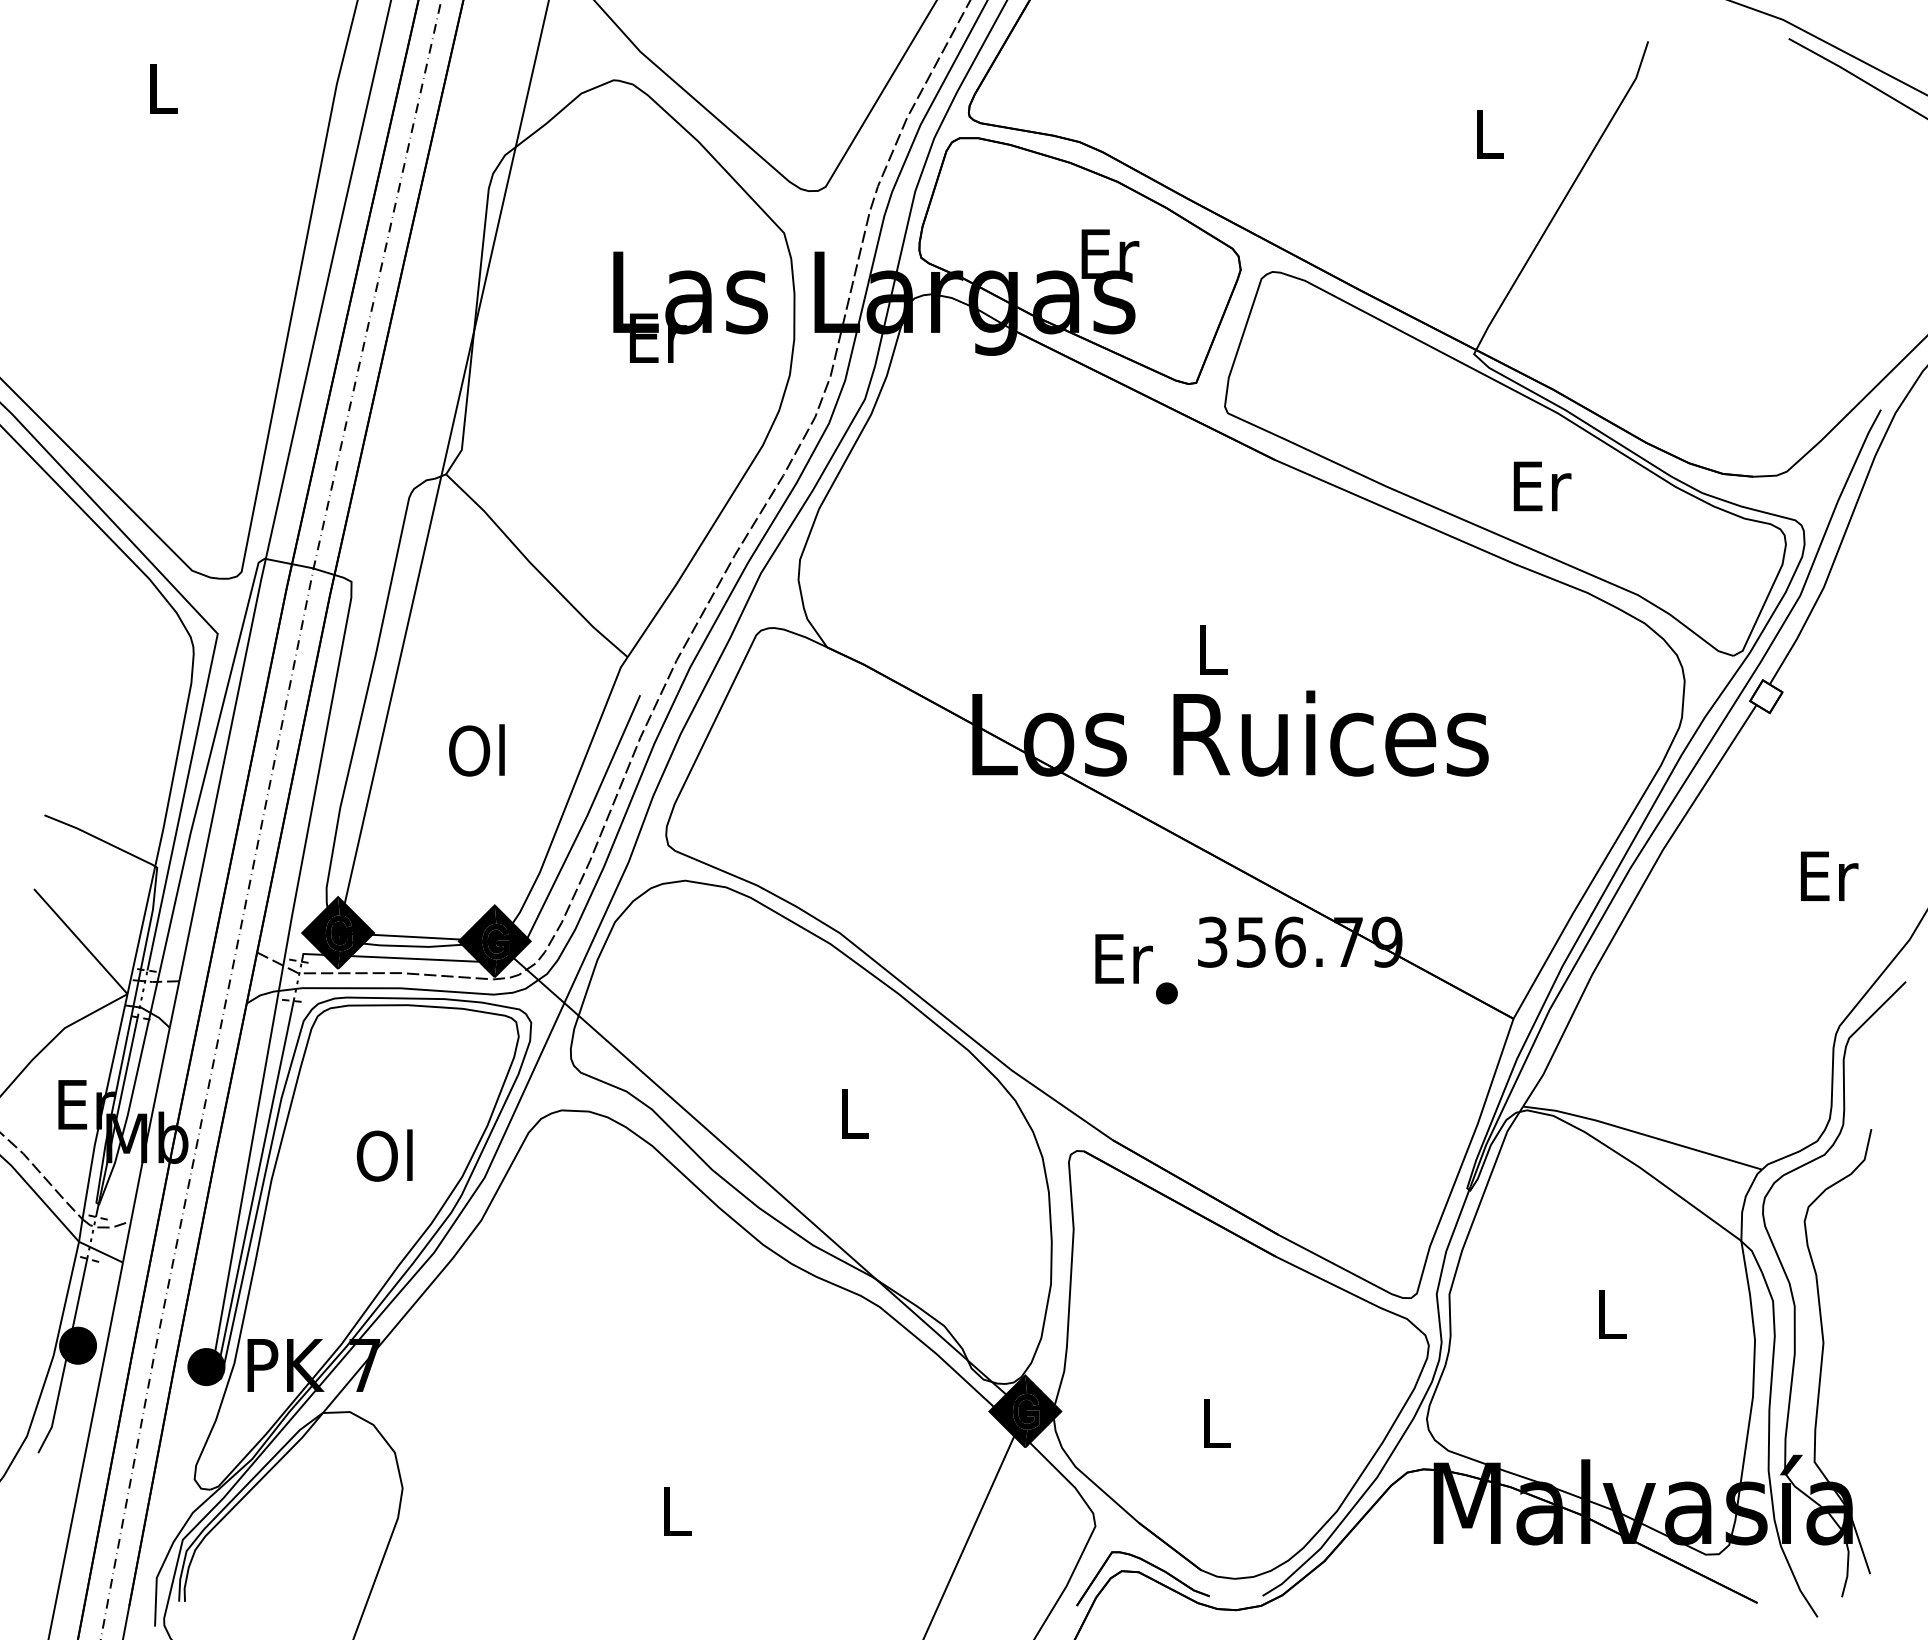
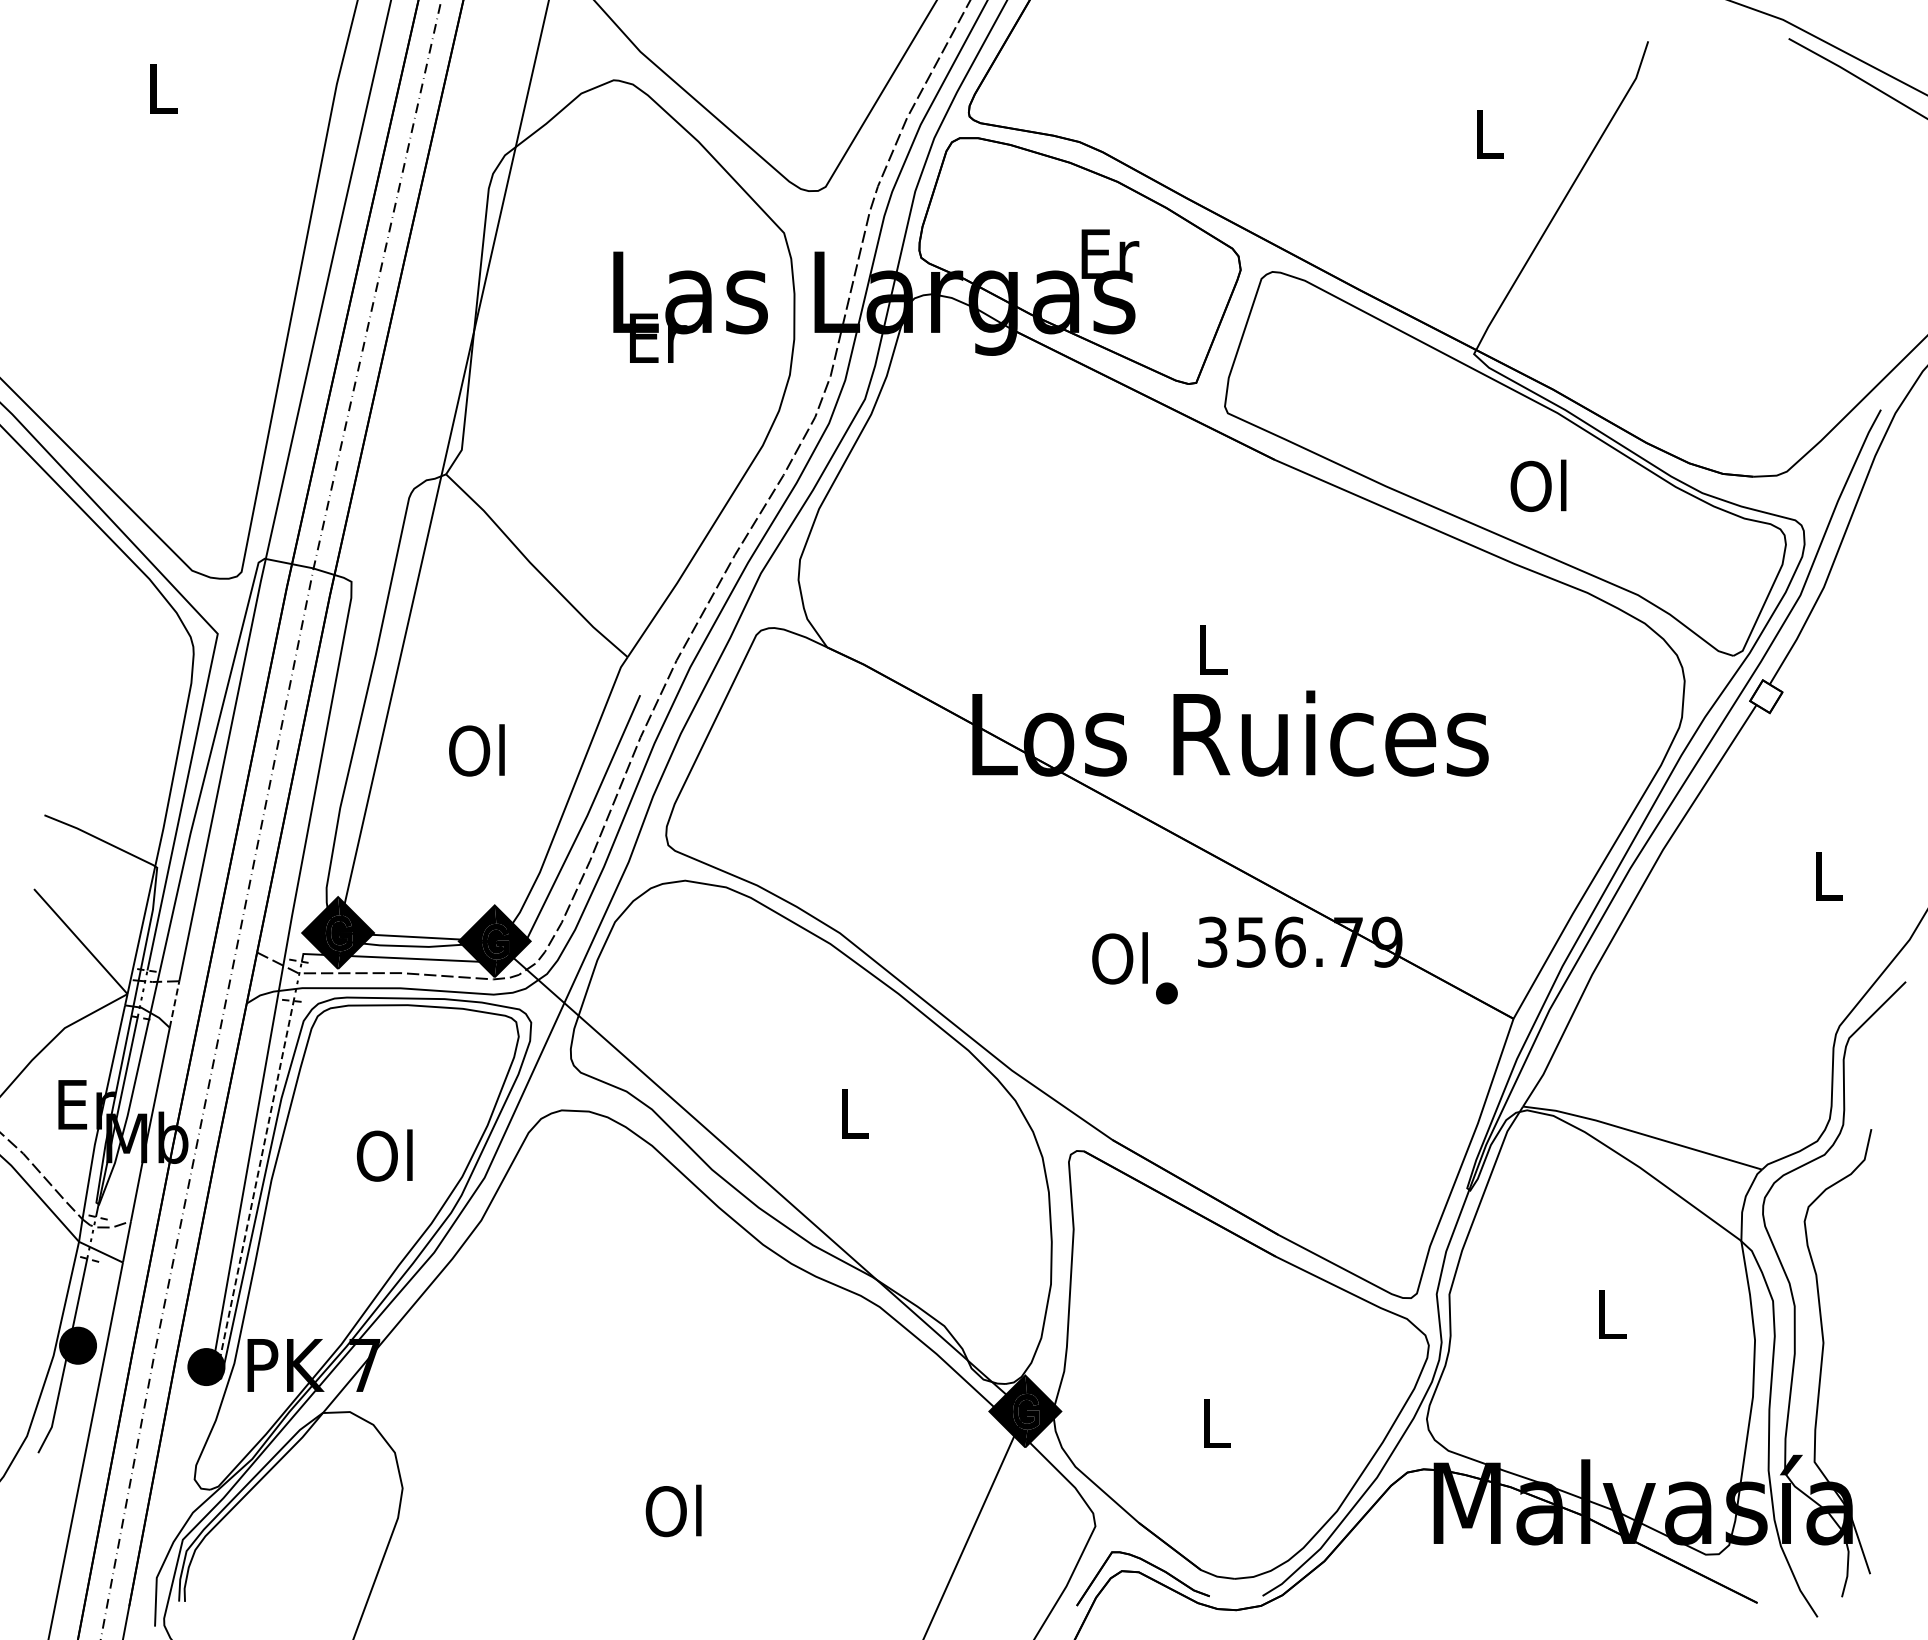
text: Er -> Ol (1540, 485)
text: Er -> L (1829, 875)
text: Er -> Ol (1122, 958)
line: solid -> dashed (174, 1004)
line: solid -> dashed (255, 1185)
text: L -> Ol (673, 1510)
